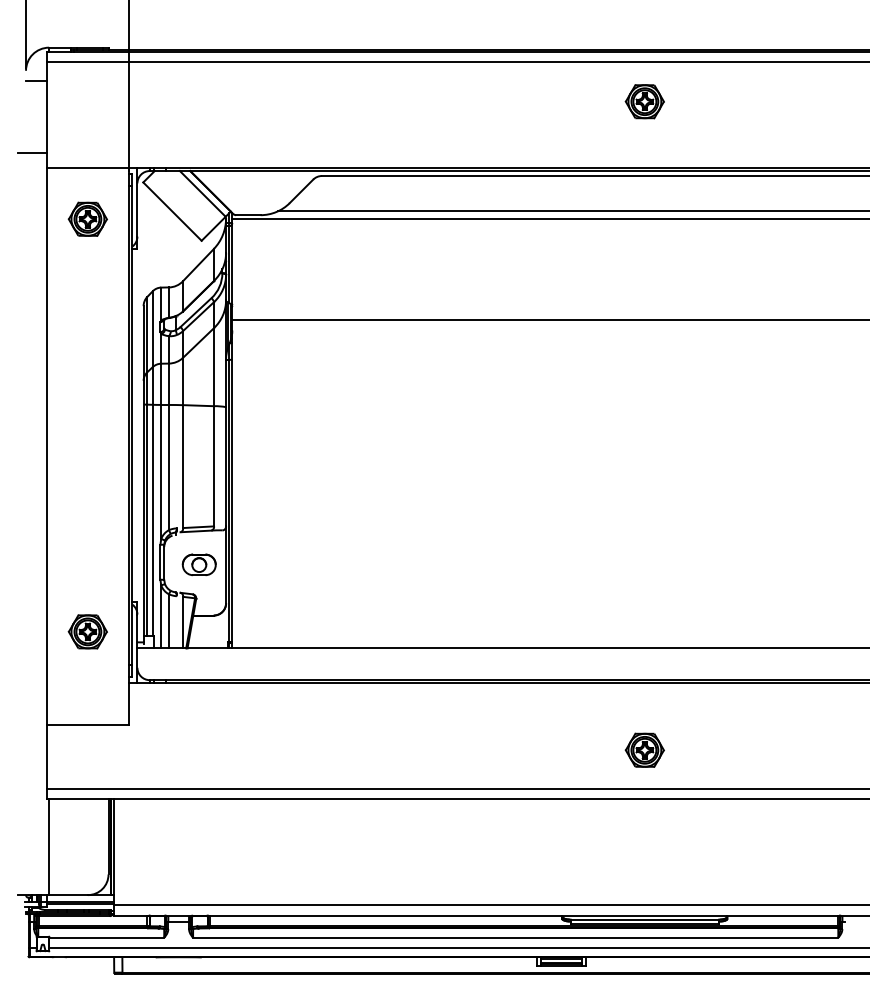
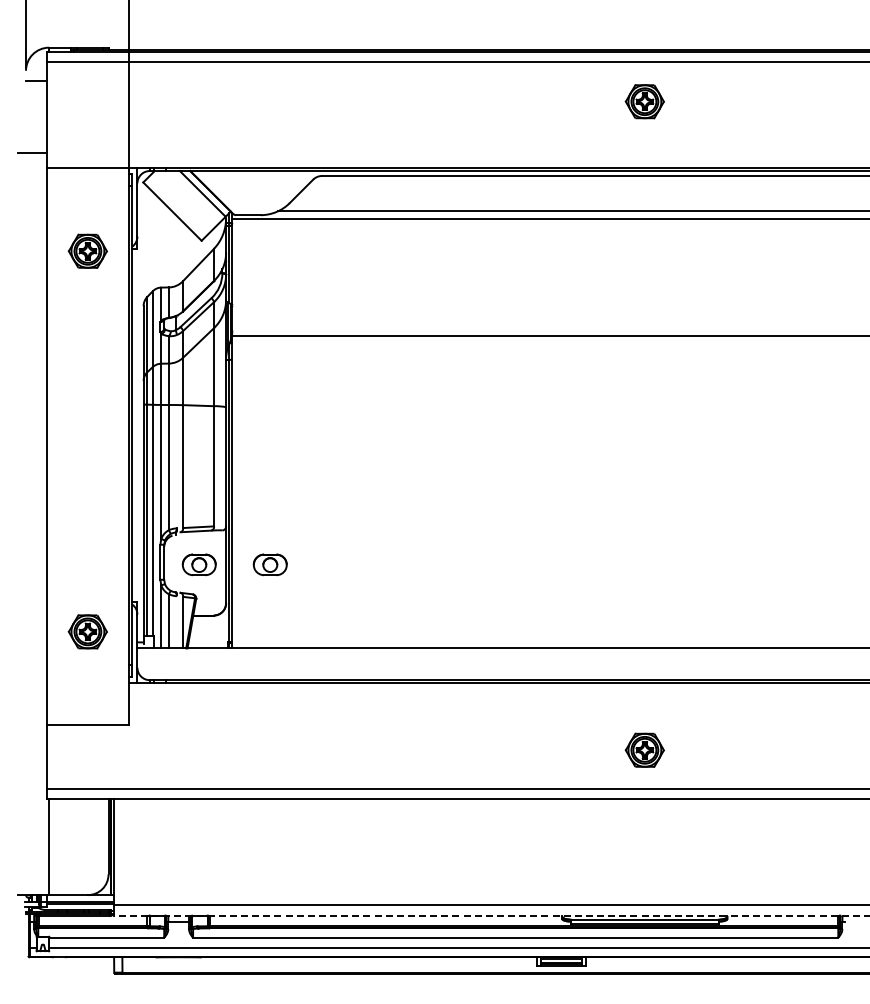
part position: (87, 218) -> (87, 250) (87, 250)
line position: (549, 320) -> (549, 336) (549, 336)
part: none -> present (269, 564)
line: solid -> dashed (491, 915)
